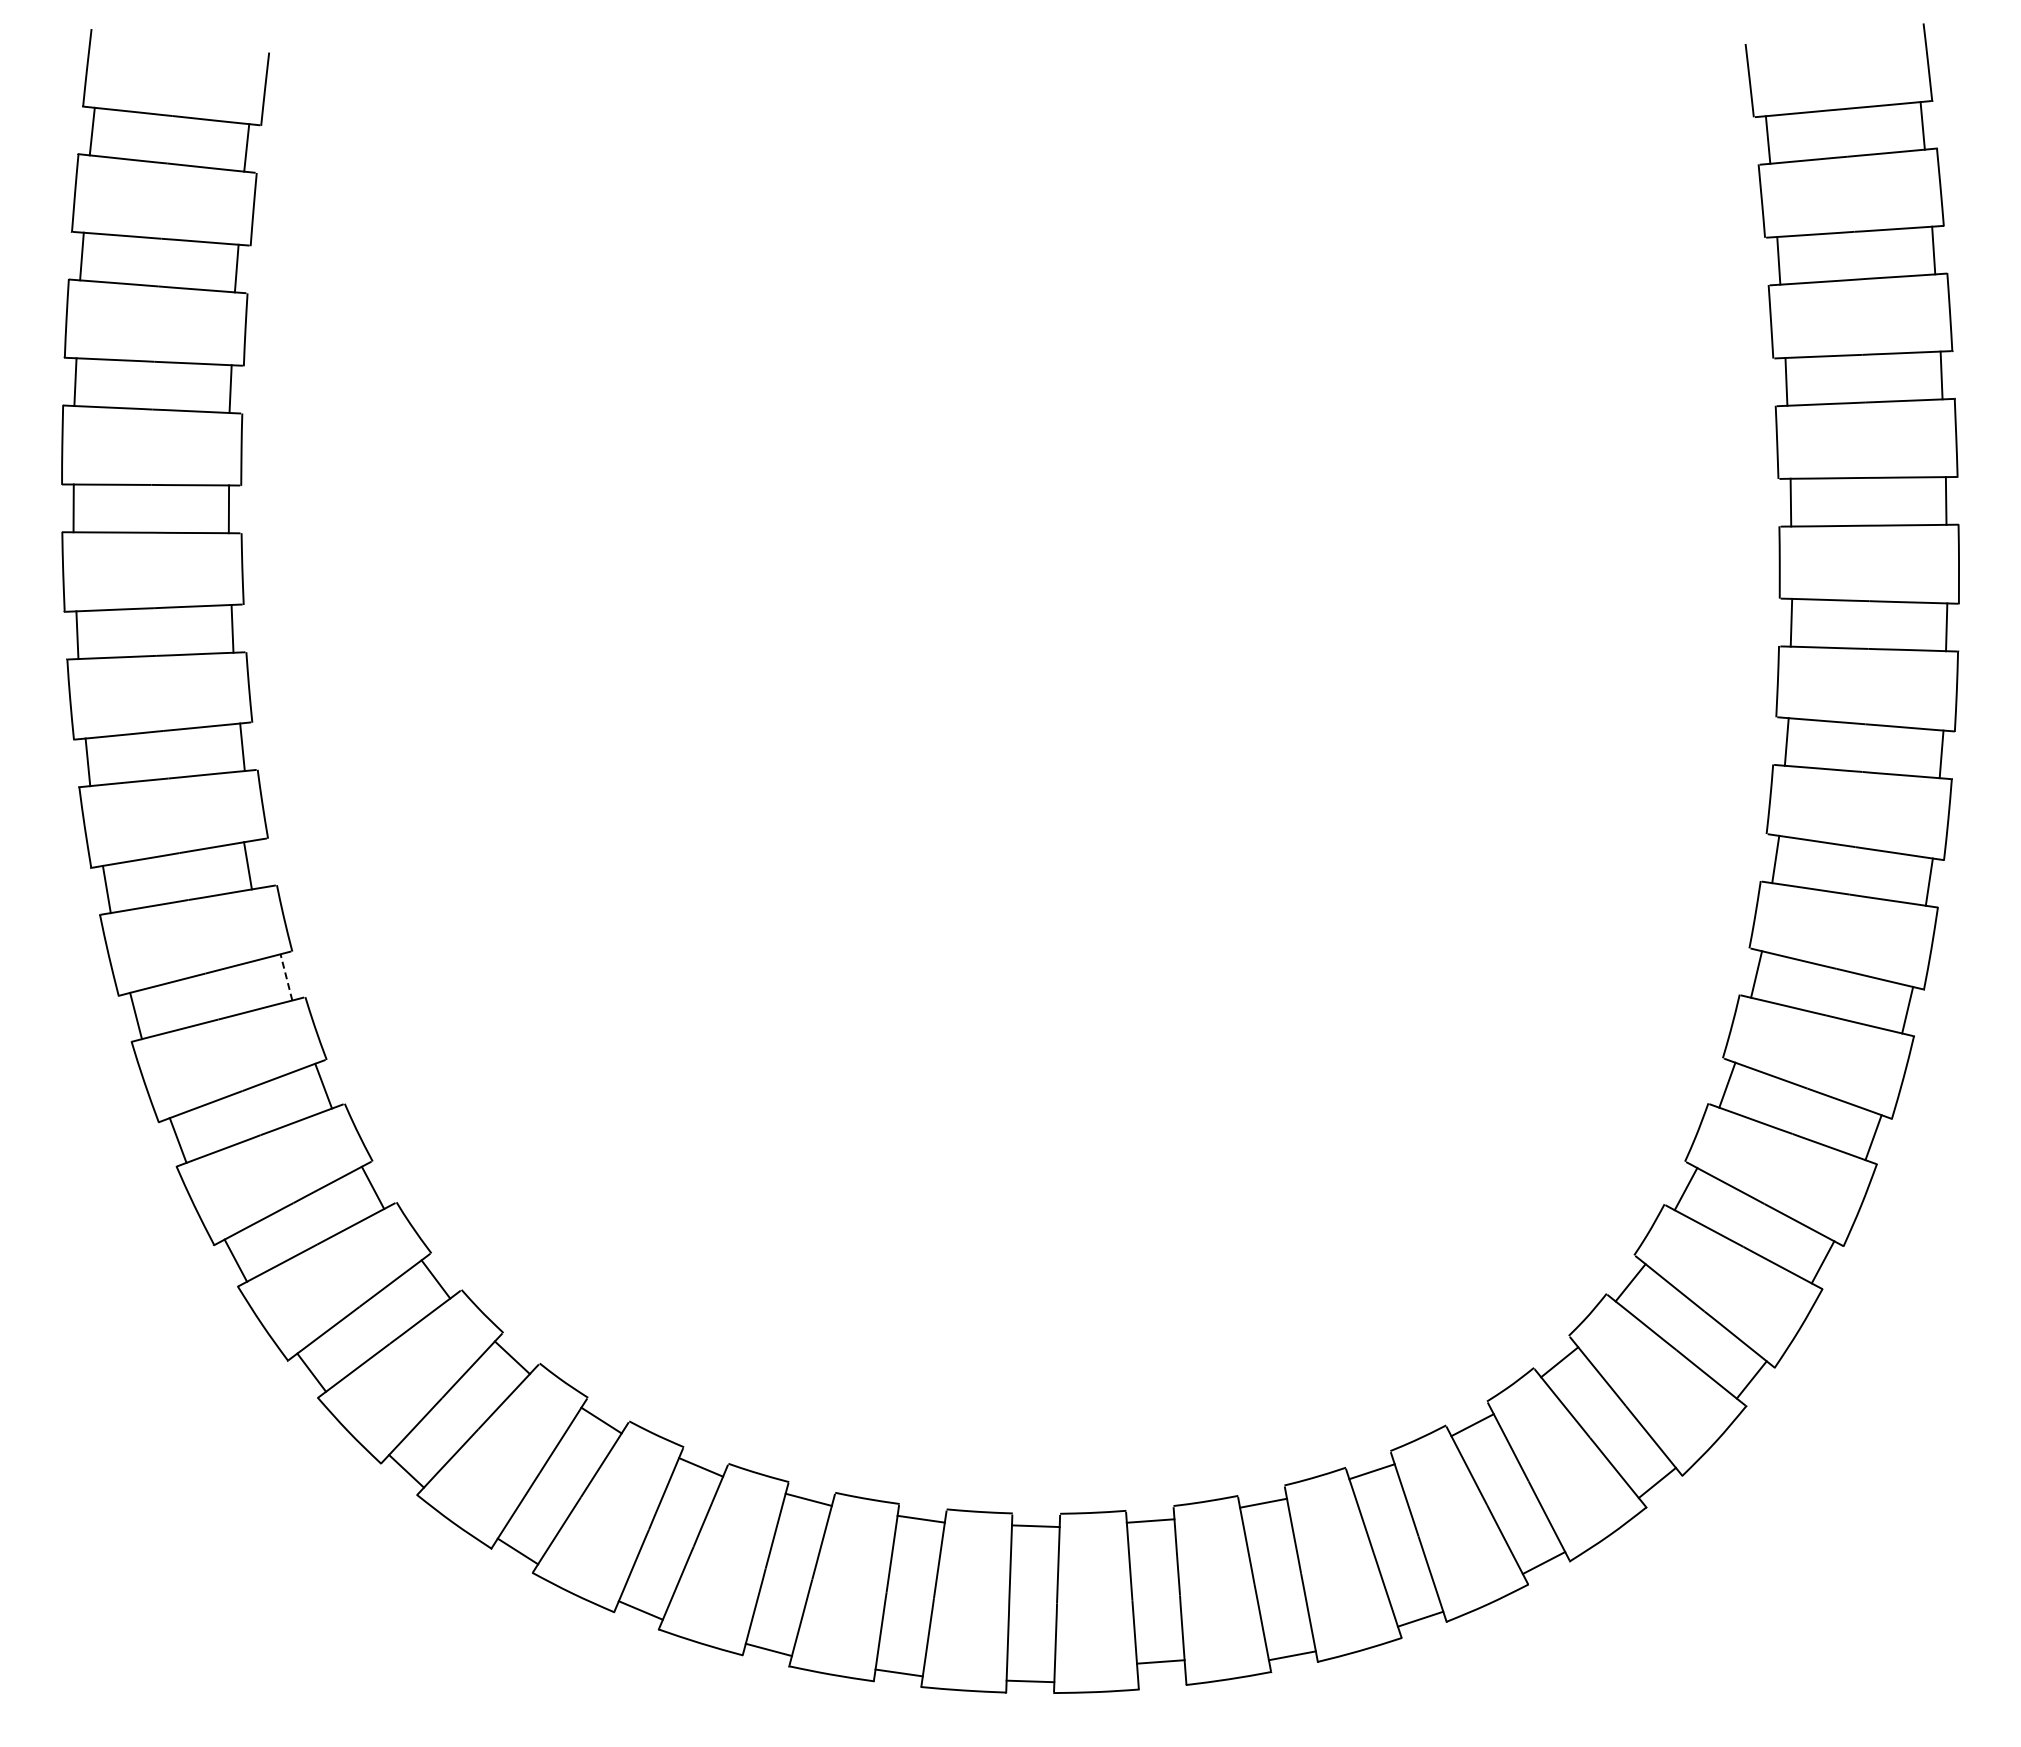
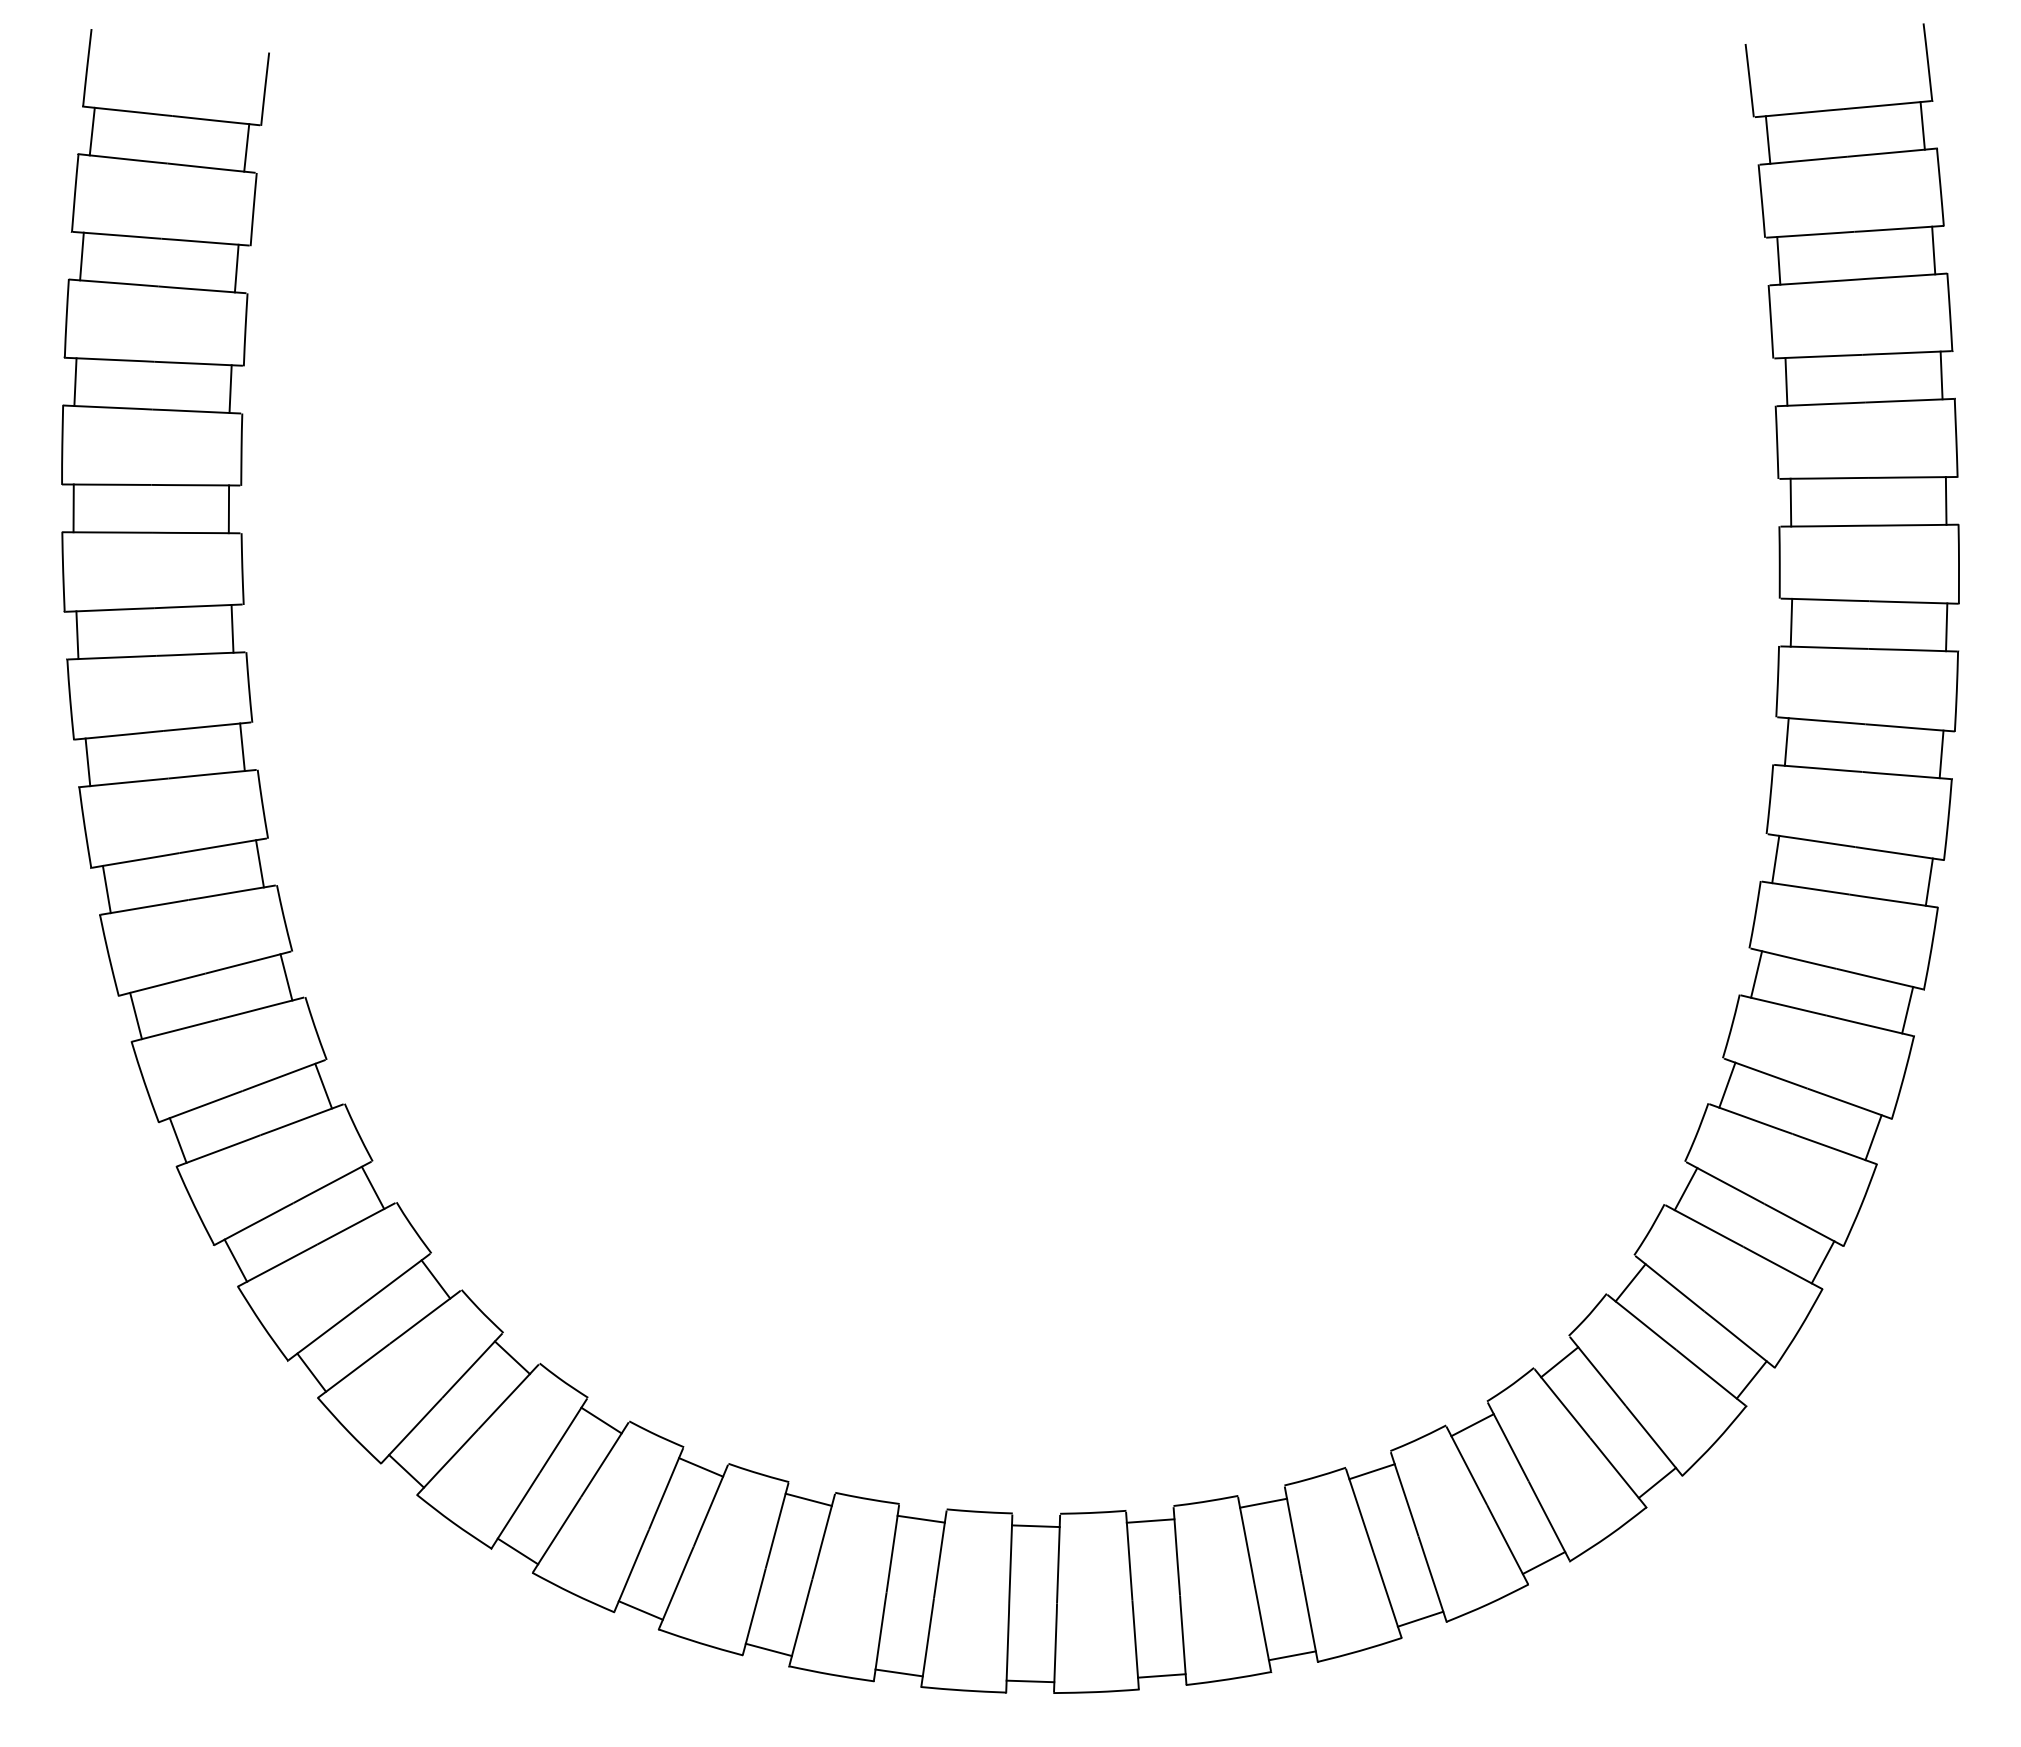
line position: (247, 865) -> (259, 863) (259, 863)
line: dashed -> solid (286, 977)
line position: (1160, 1661) -> (1161, 1675) (1161, 1675)
